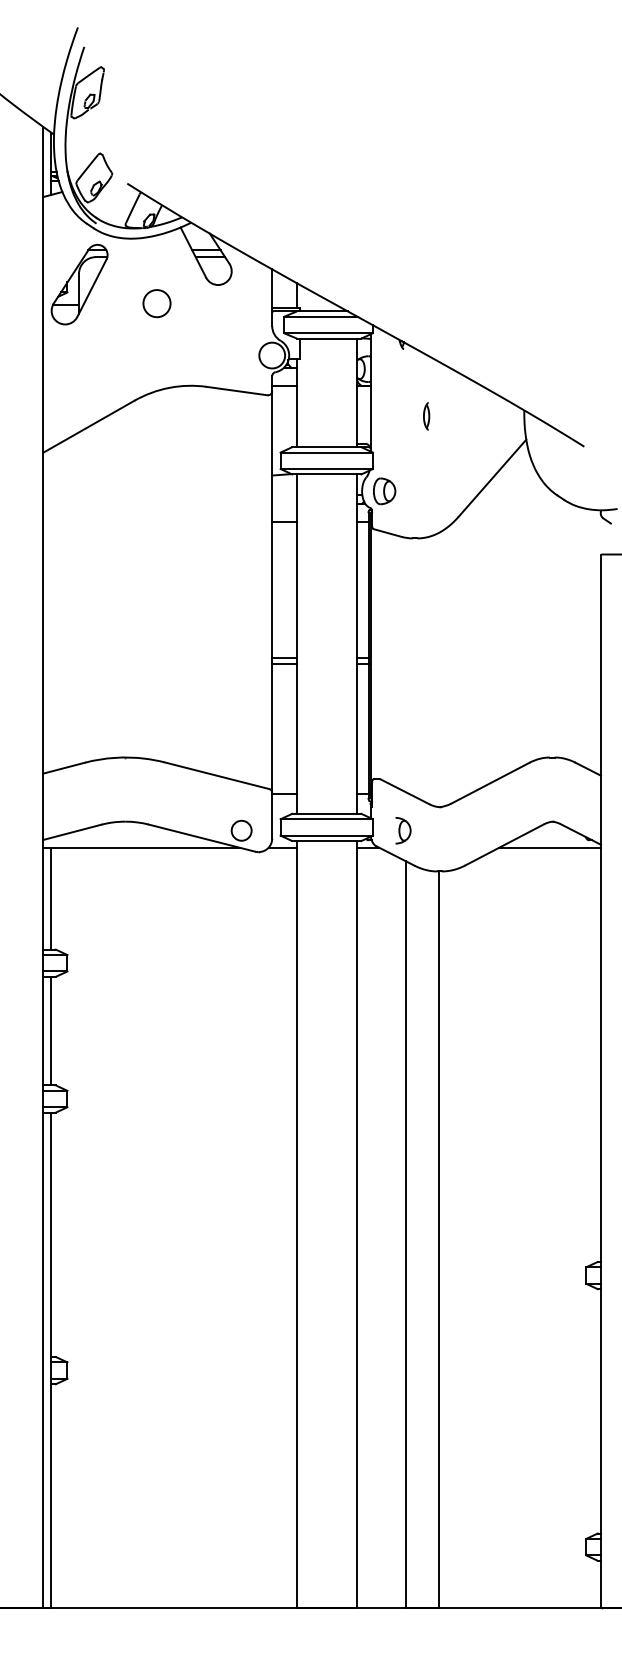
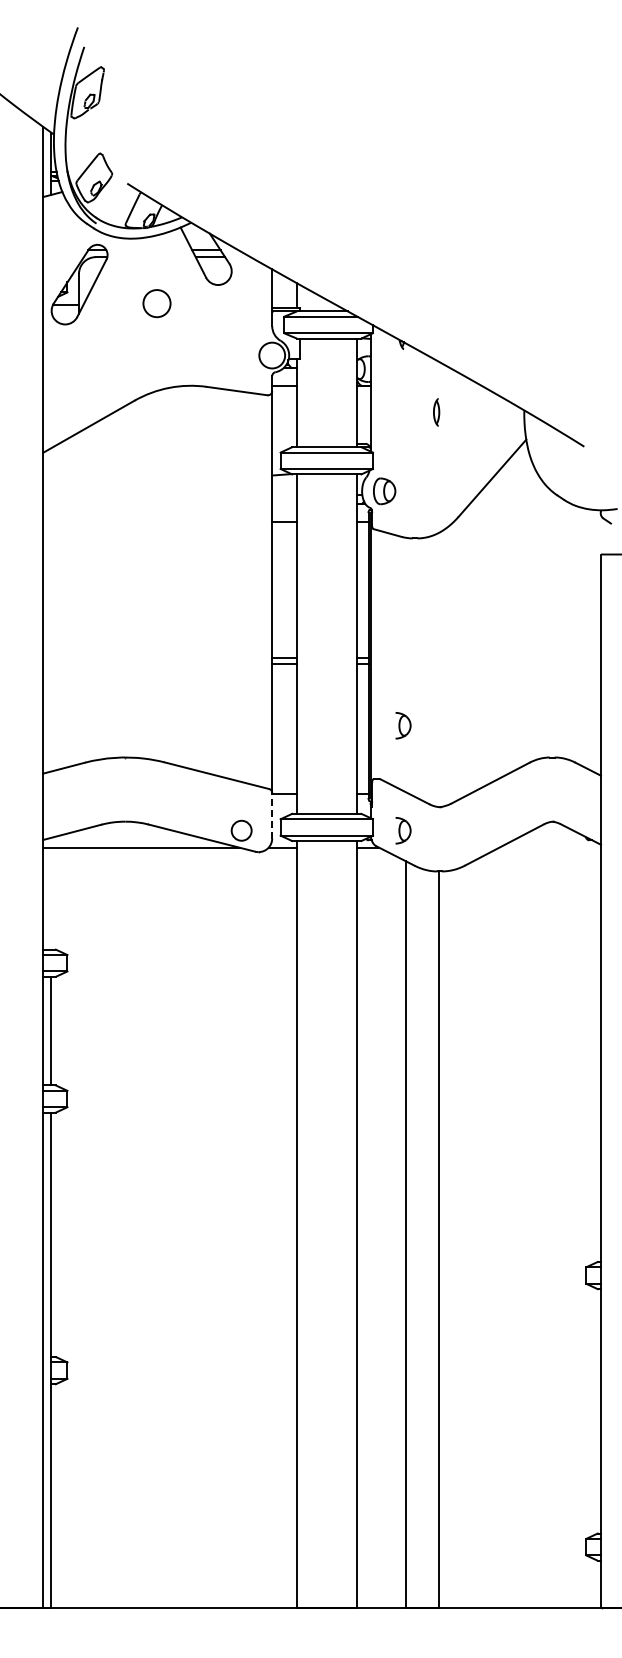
part position: (426, 416) -> (436, 412) (436, 412)
part: none -> present (403, 725)
line: solid -> dashed (272, 815)
line: present -> none (549, 847)
line: present -> none (51, 898)
